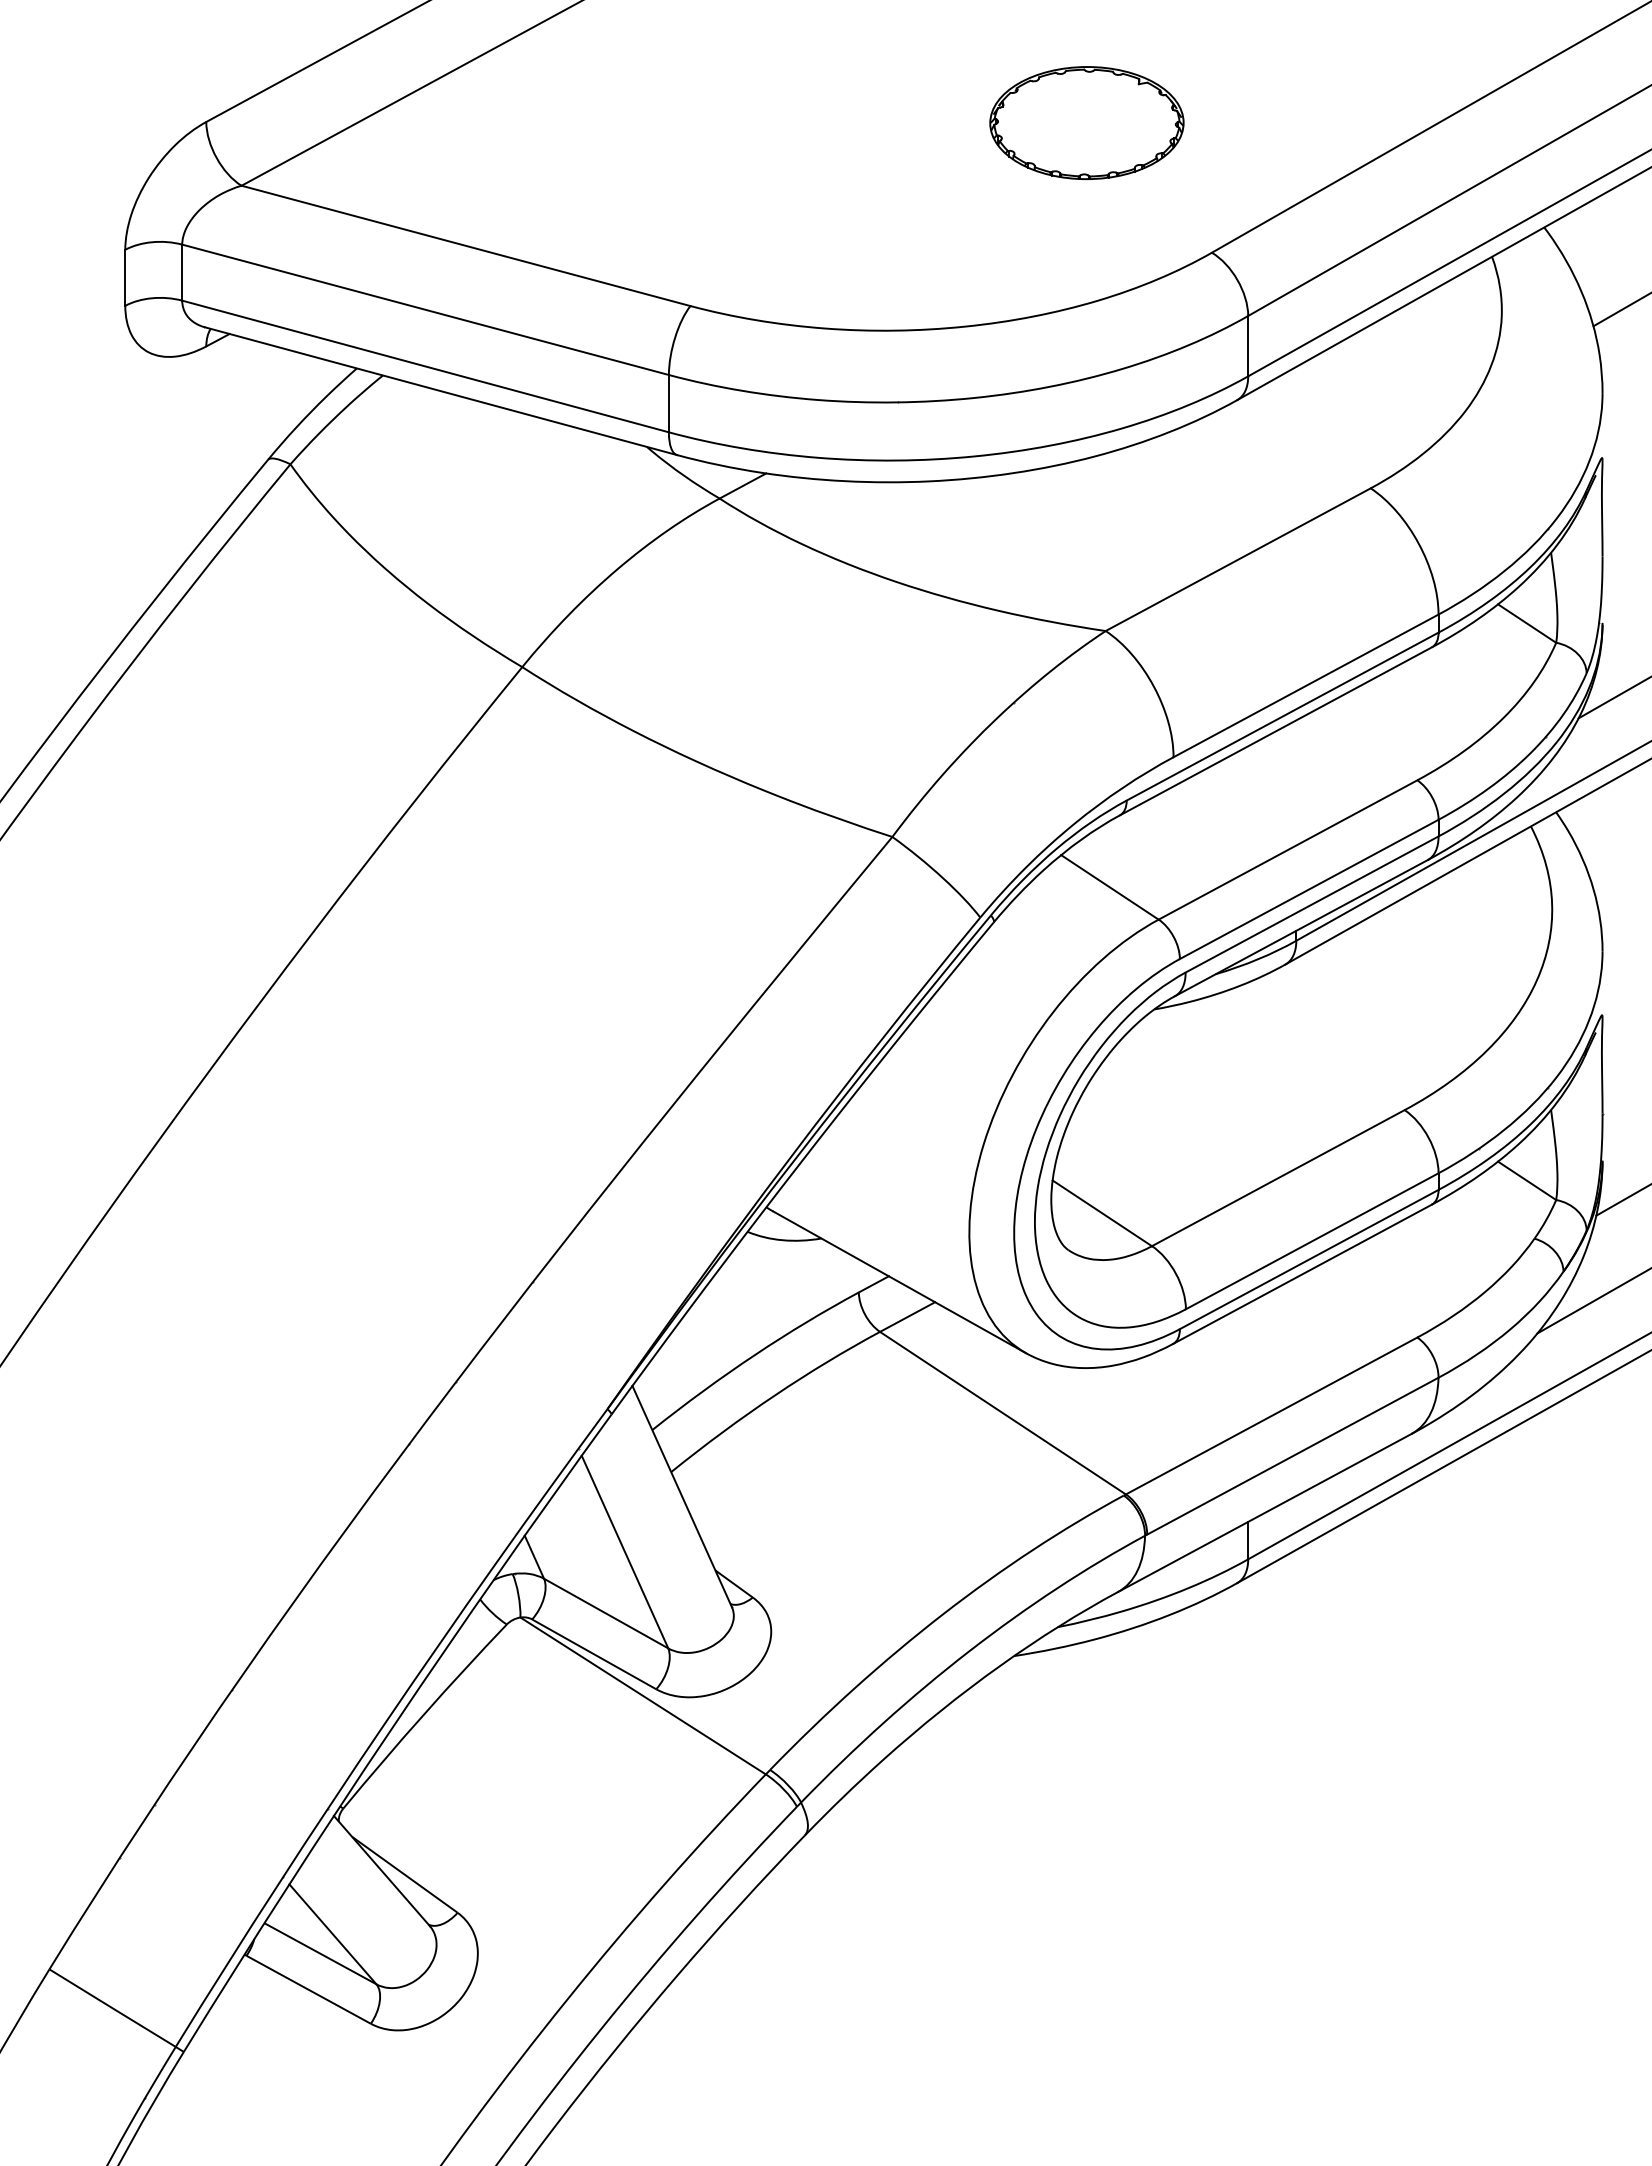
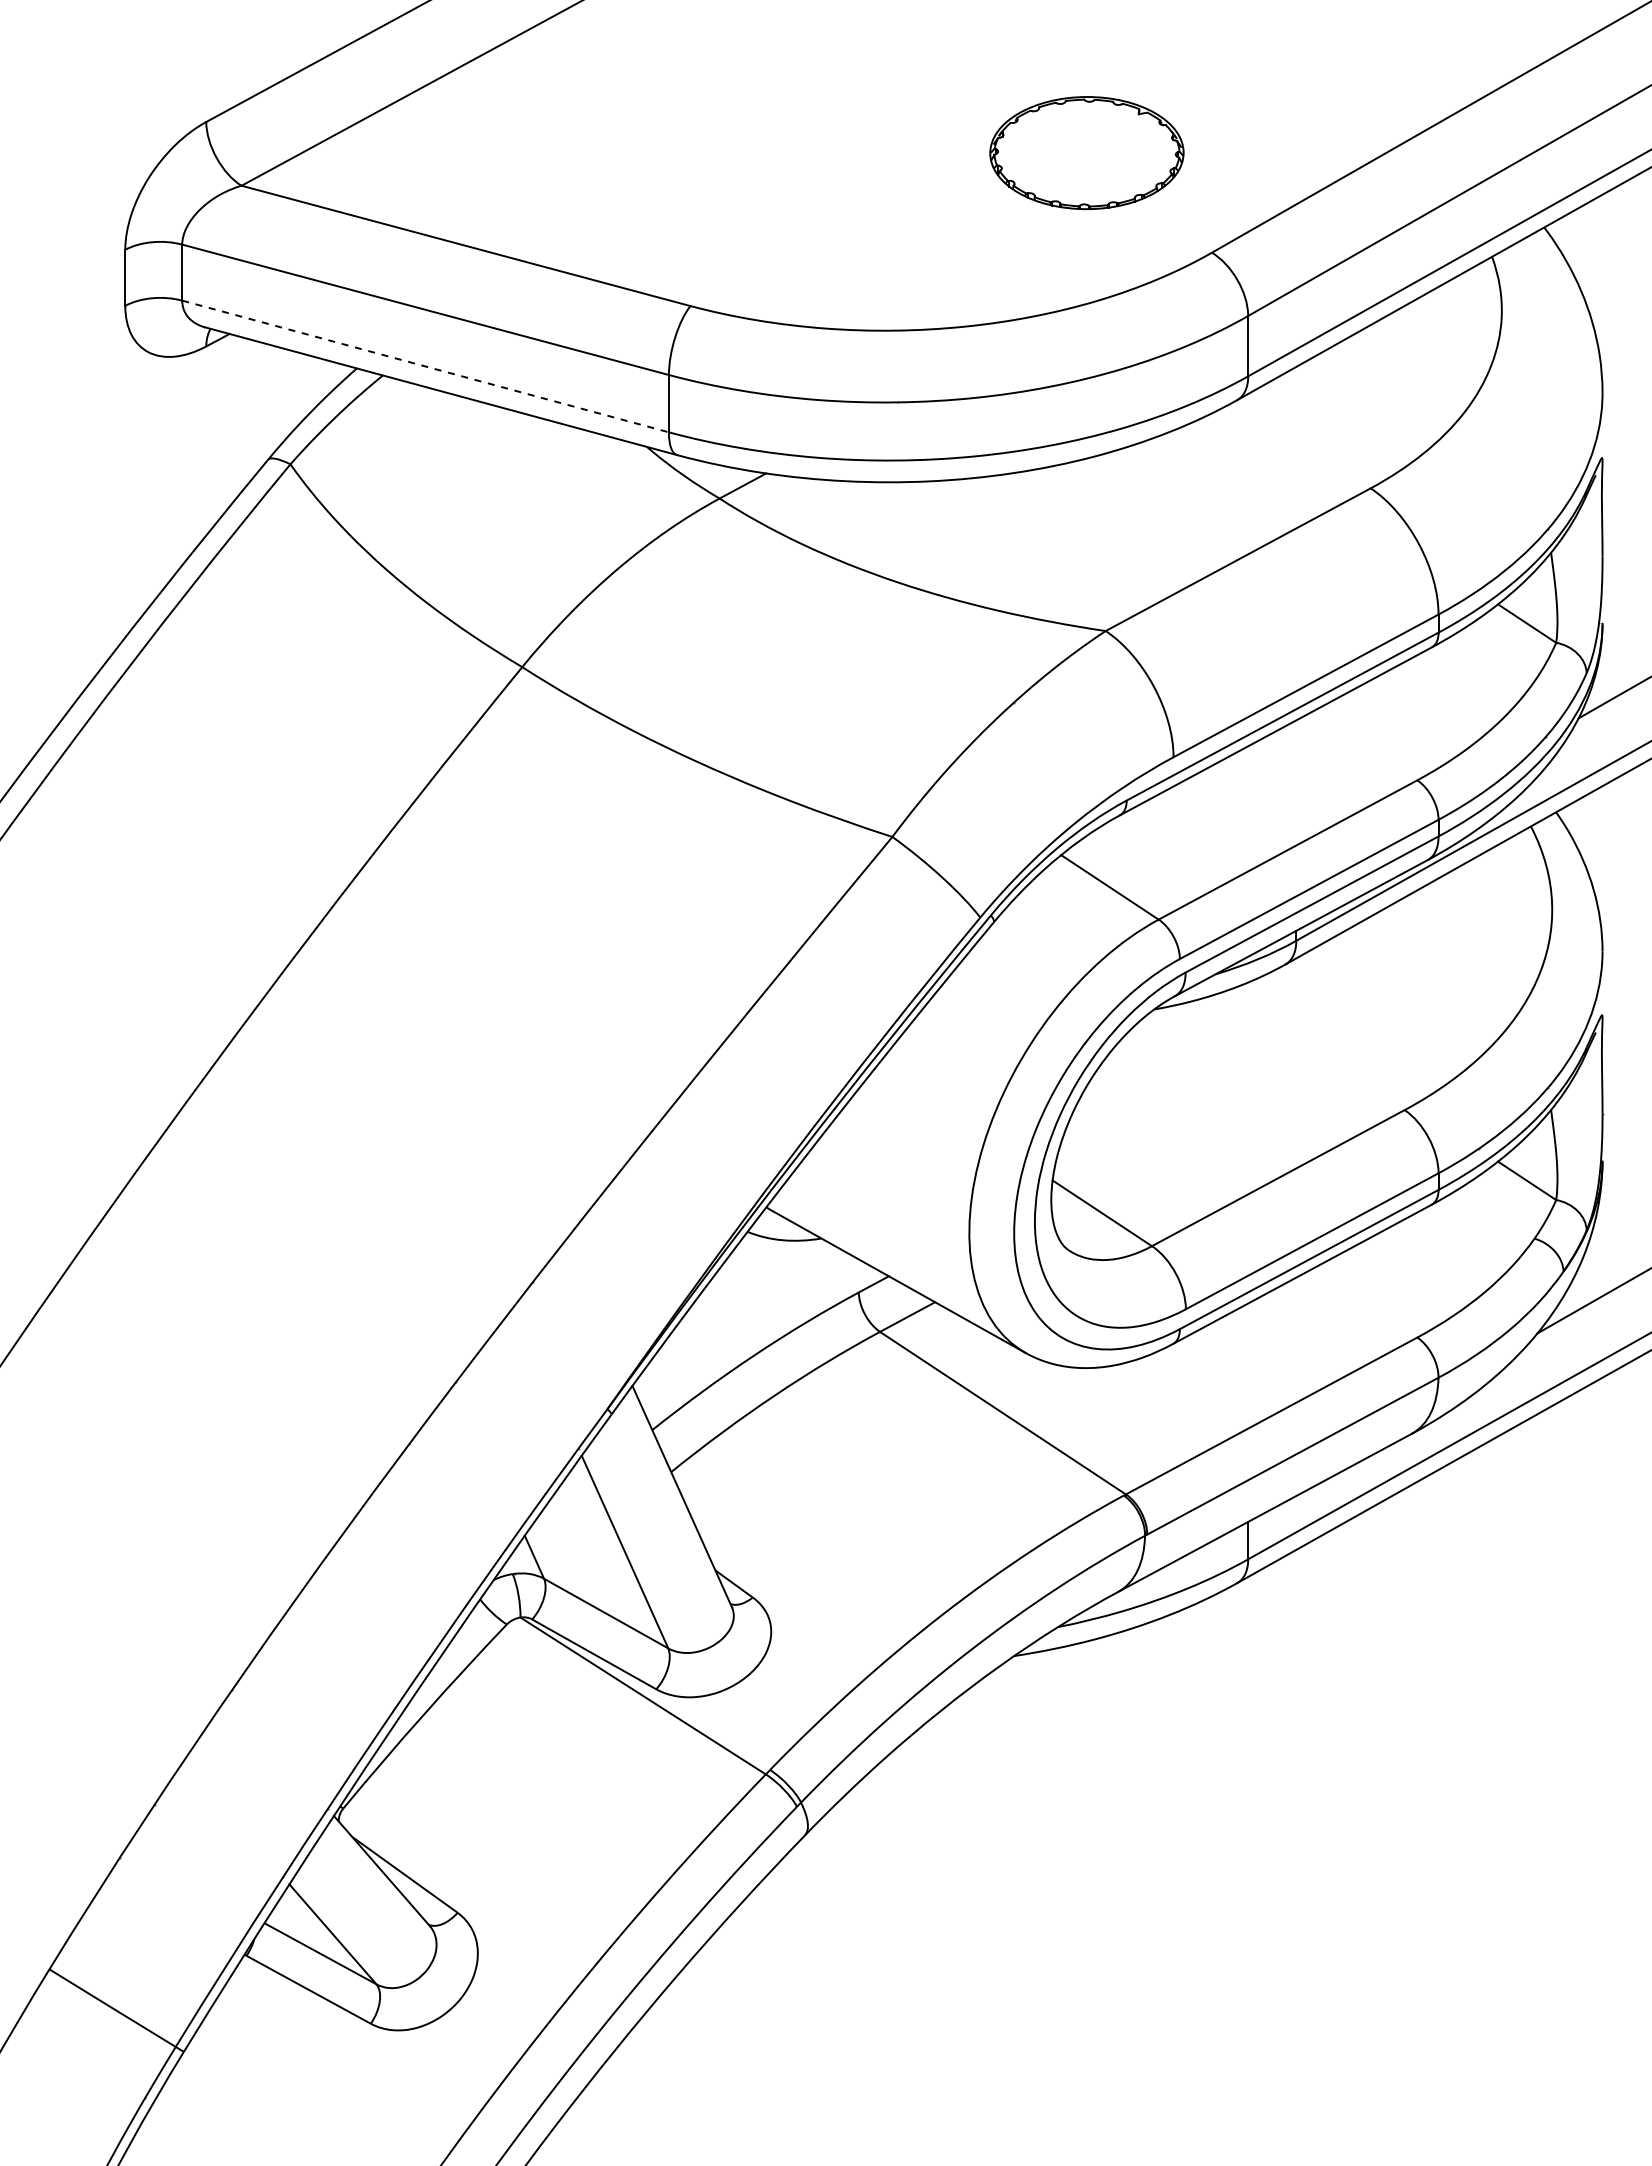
part position: (1086, 122) -> (1086, 152) (1086, 152)
line: present -> none (1620, 310)
line: solid -> dashed (426, 366)
line: present -> none (1622, 1200)
